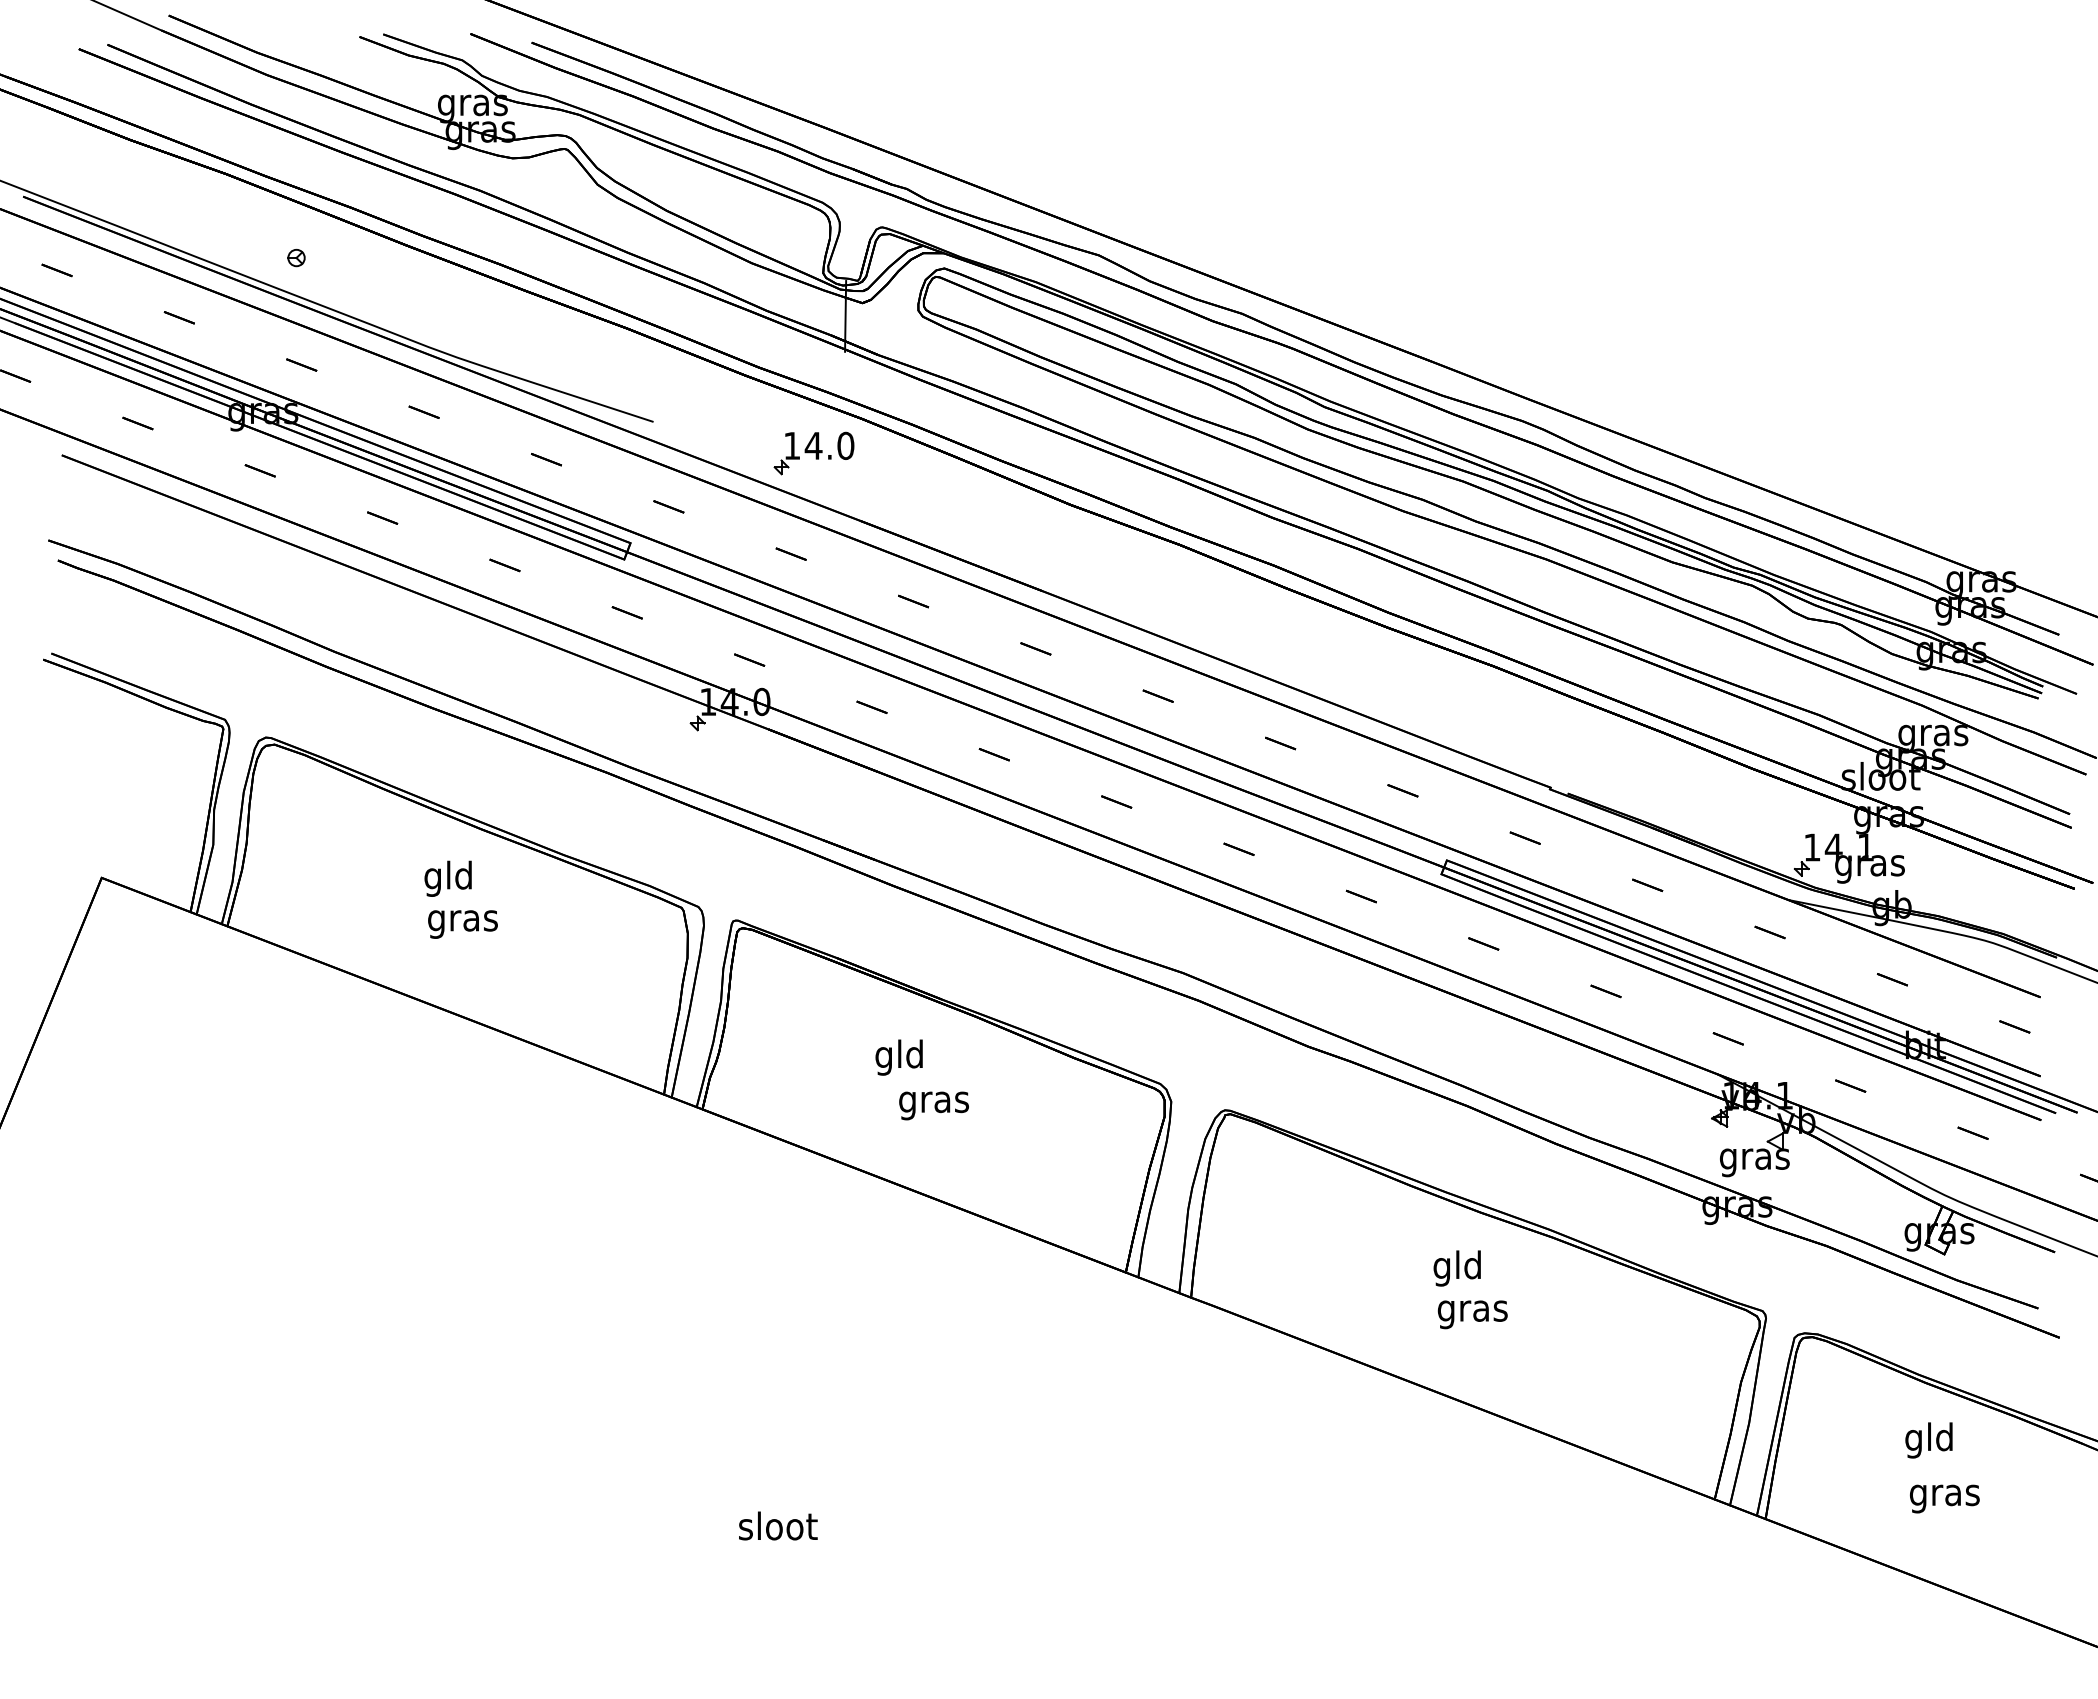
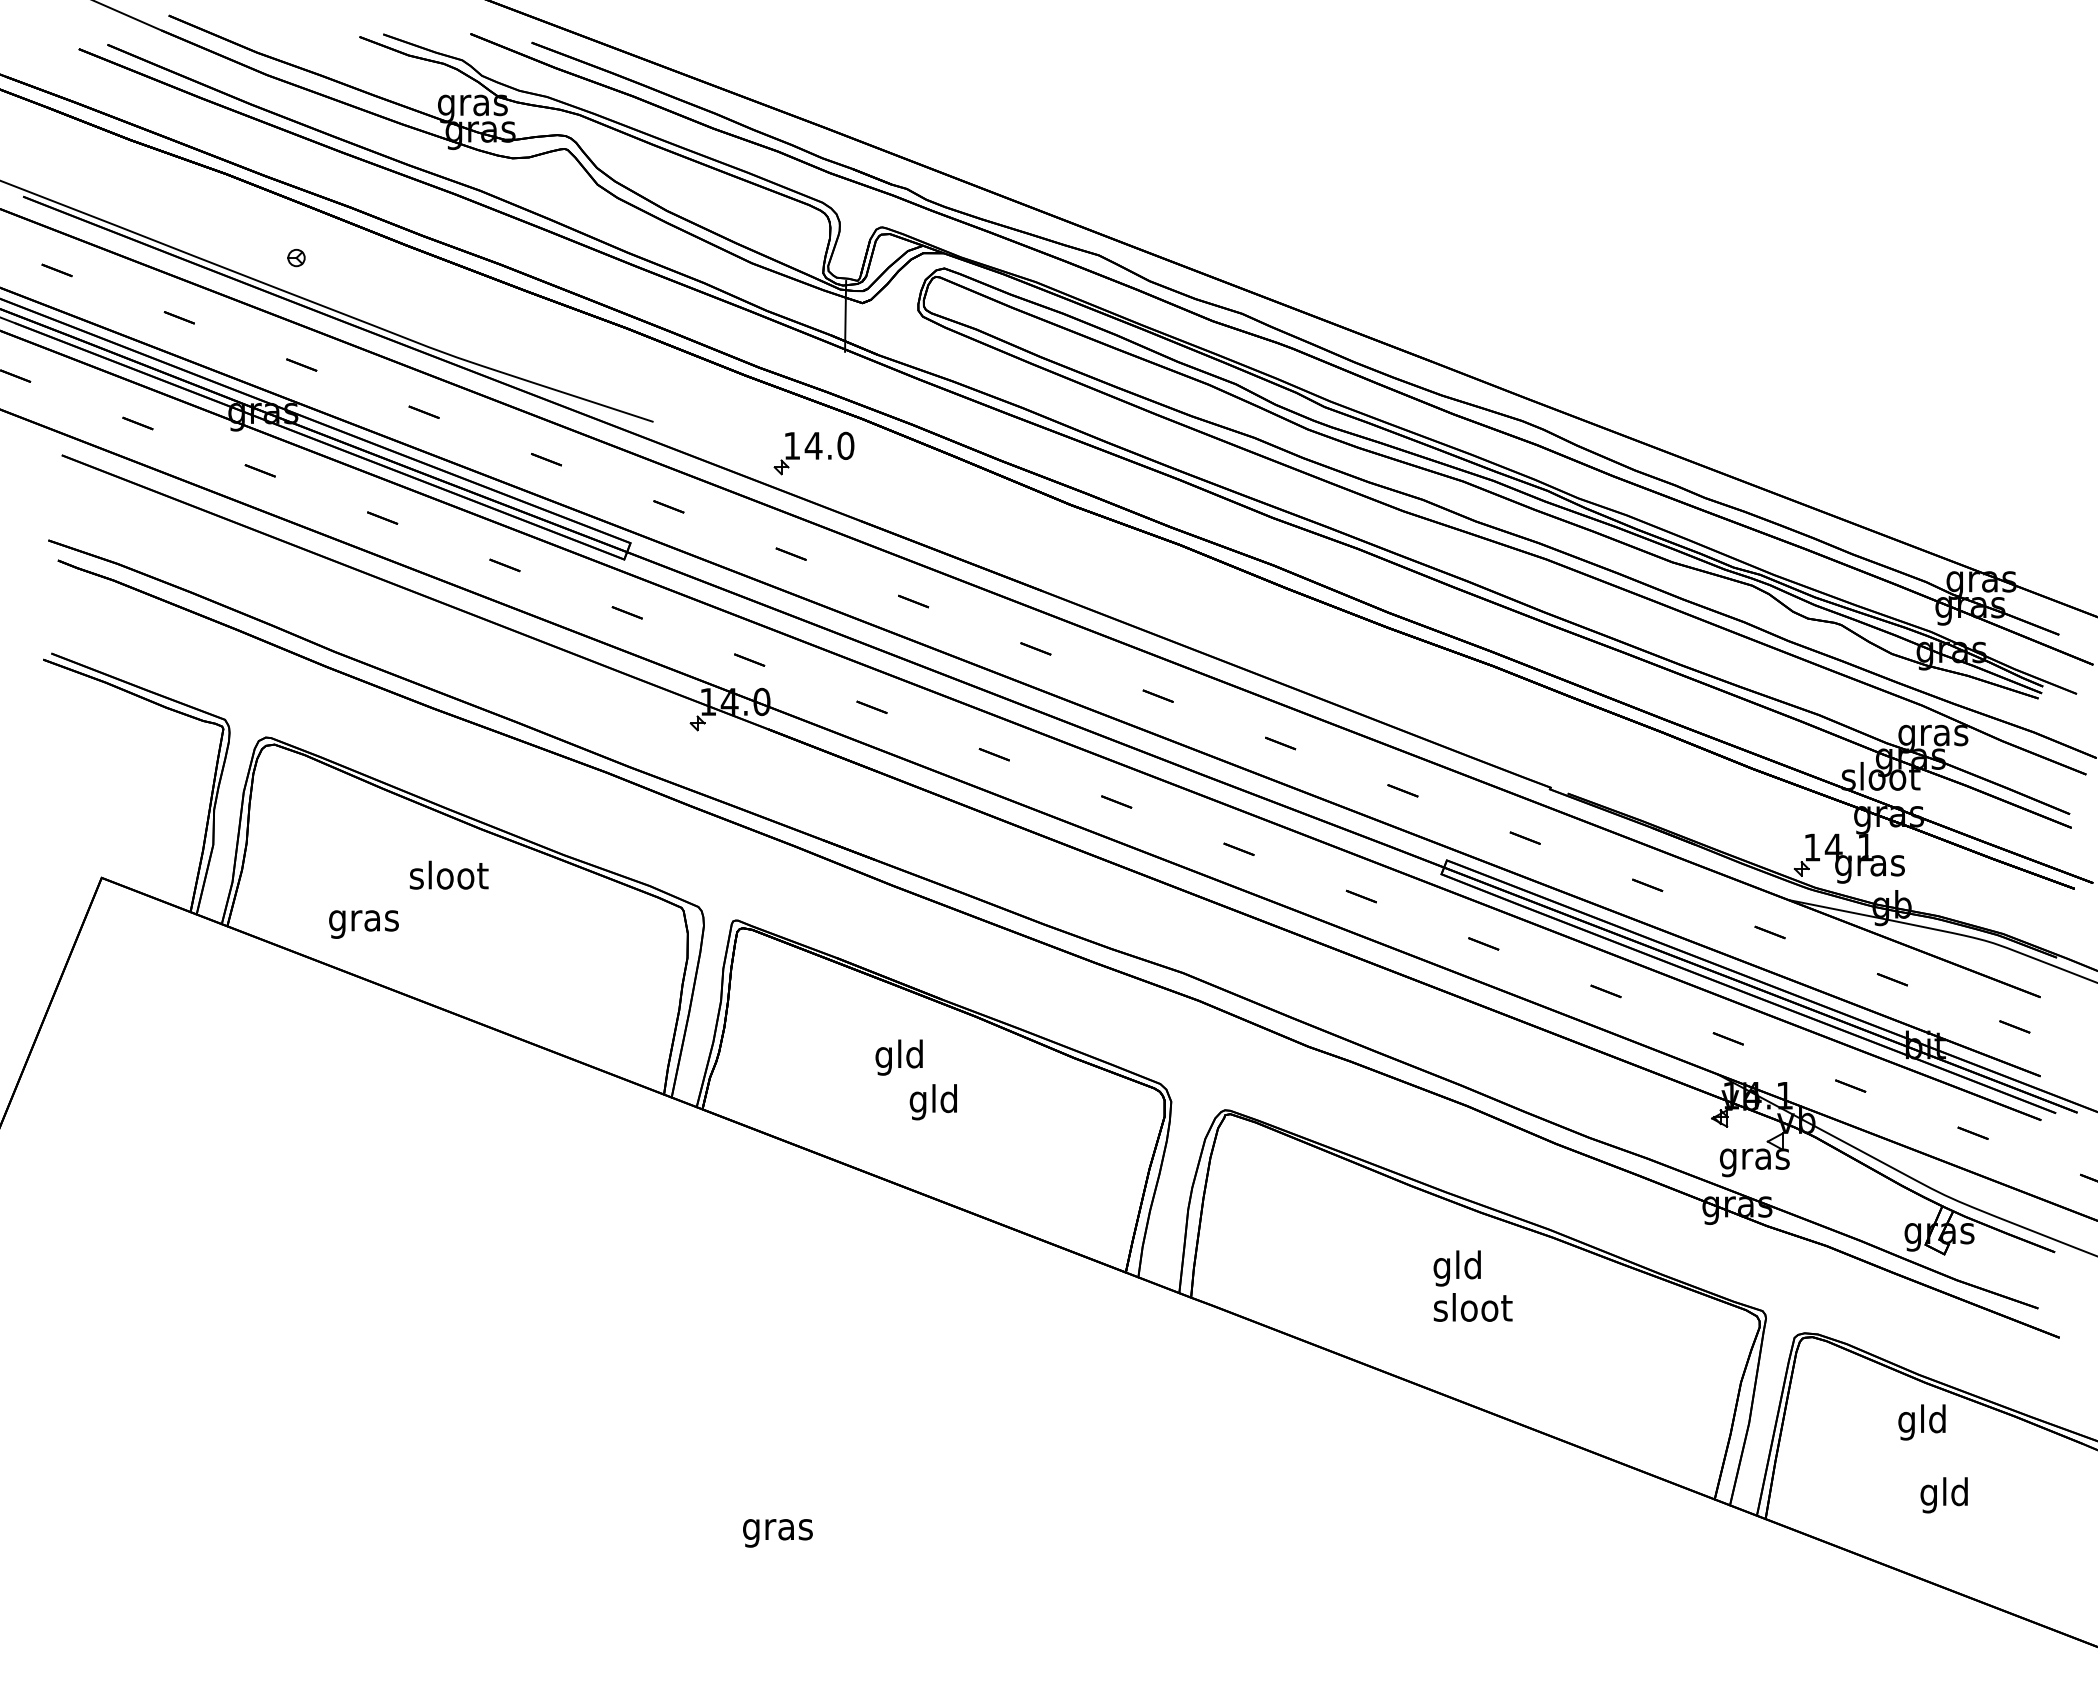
text: gld -> sloot (448, 878)
text position: (462, 924) -> (363, 924) (363, 924)
text: gras -> gld (933, 1102)
text: gras -> sloot (1472, 1311)
text position: (1928, 1440) -> (1921, 1422) (1921, 1422)
text: gras -> gld (1944, 1495)
text: sloot -> gras (778, 1529)
